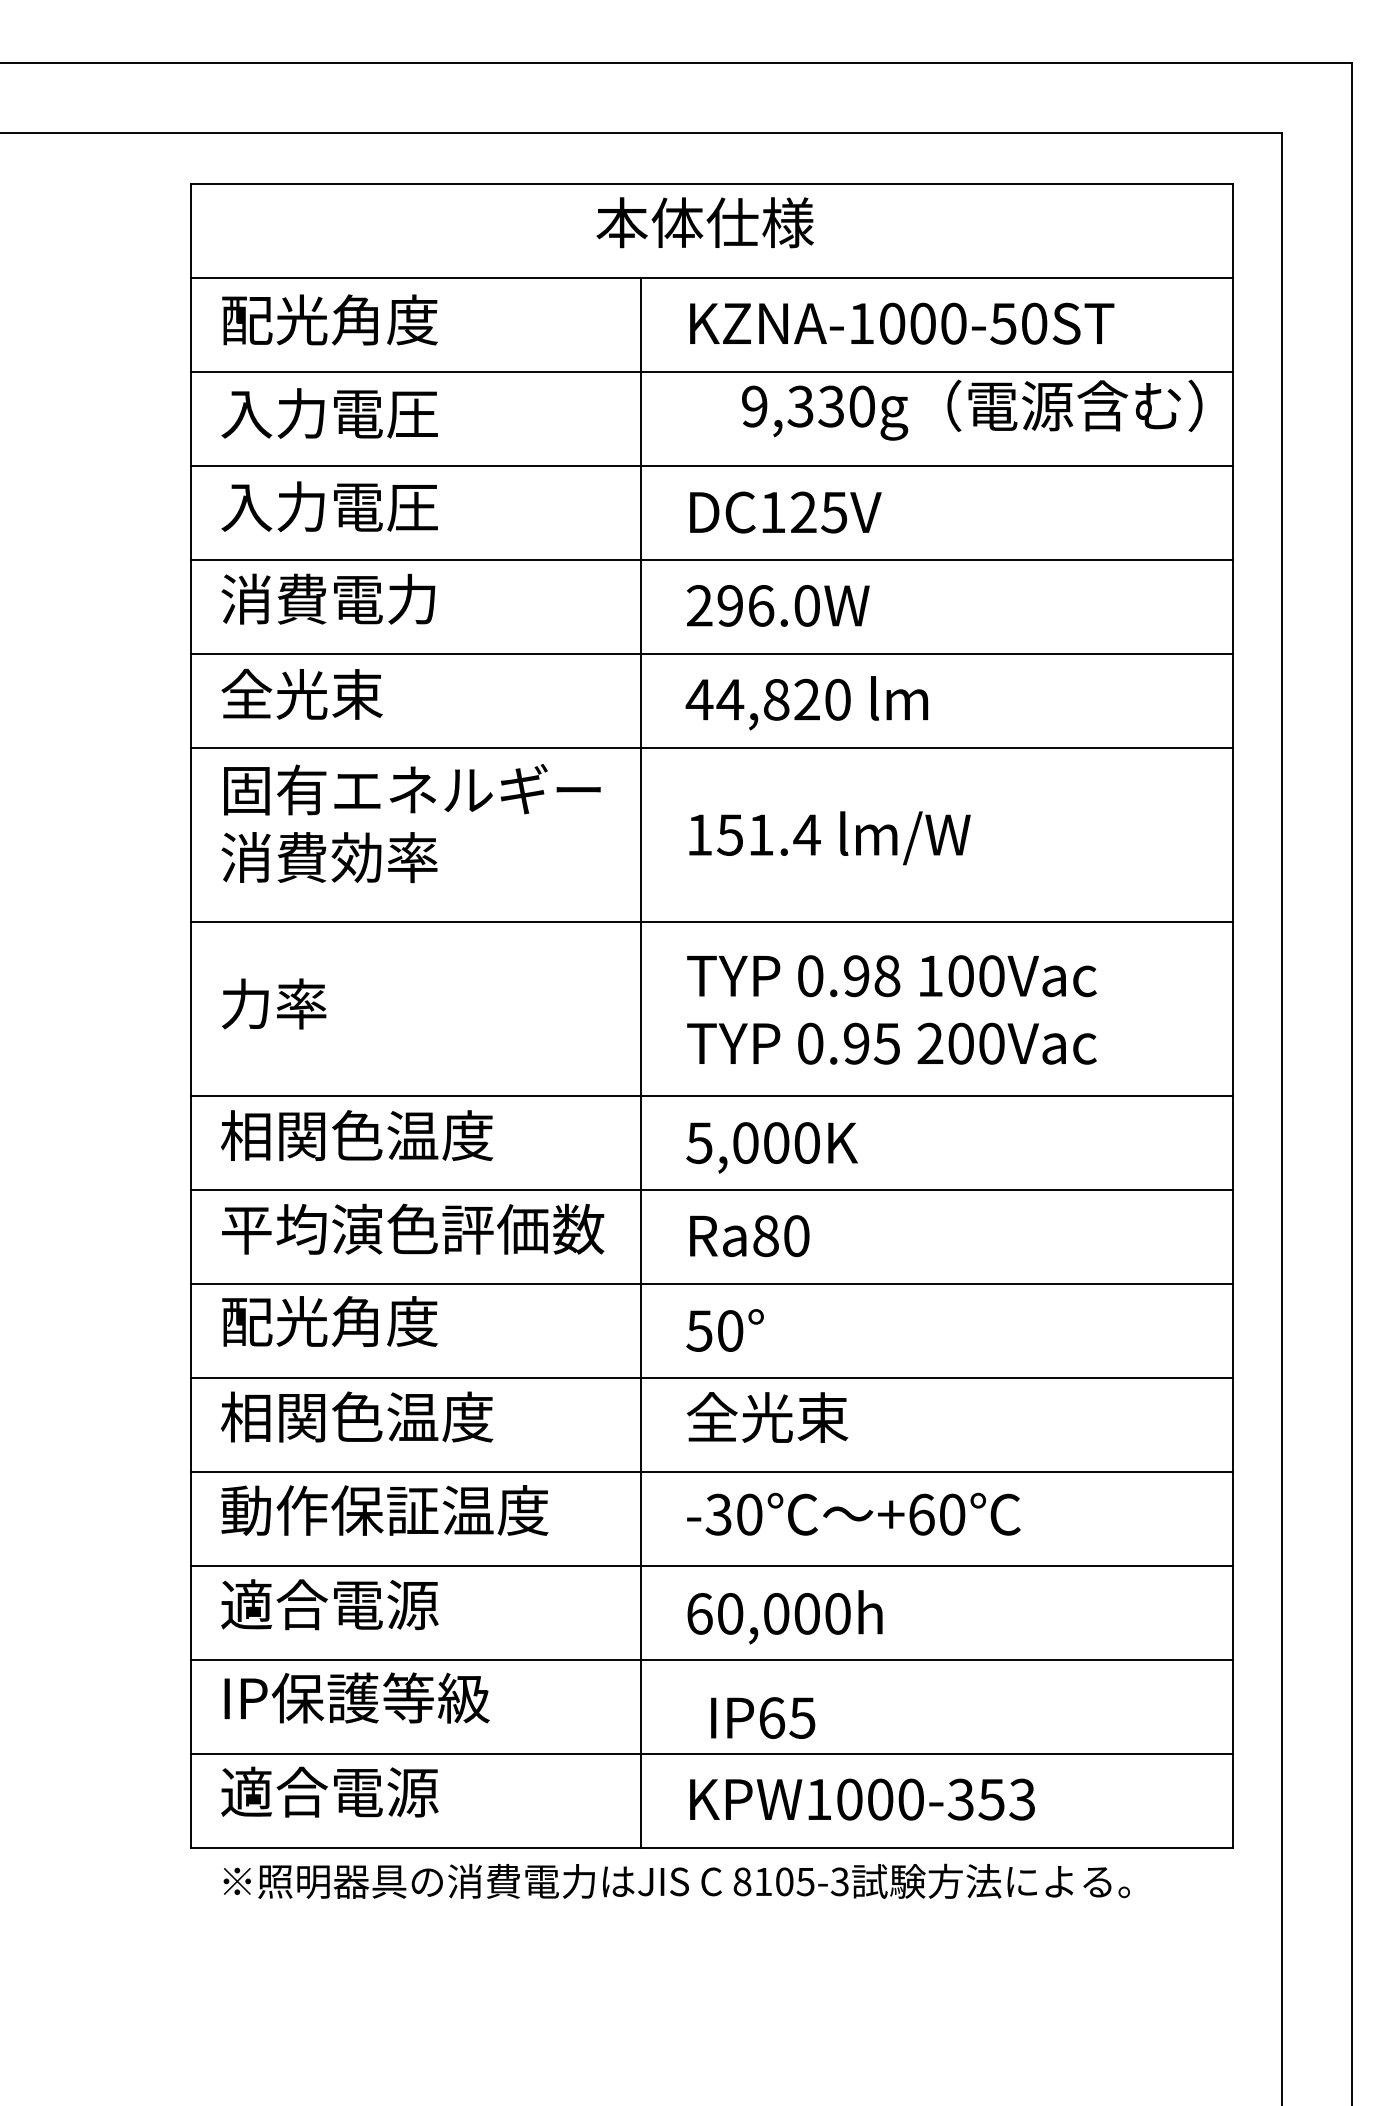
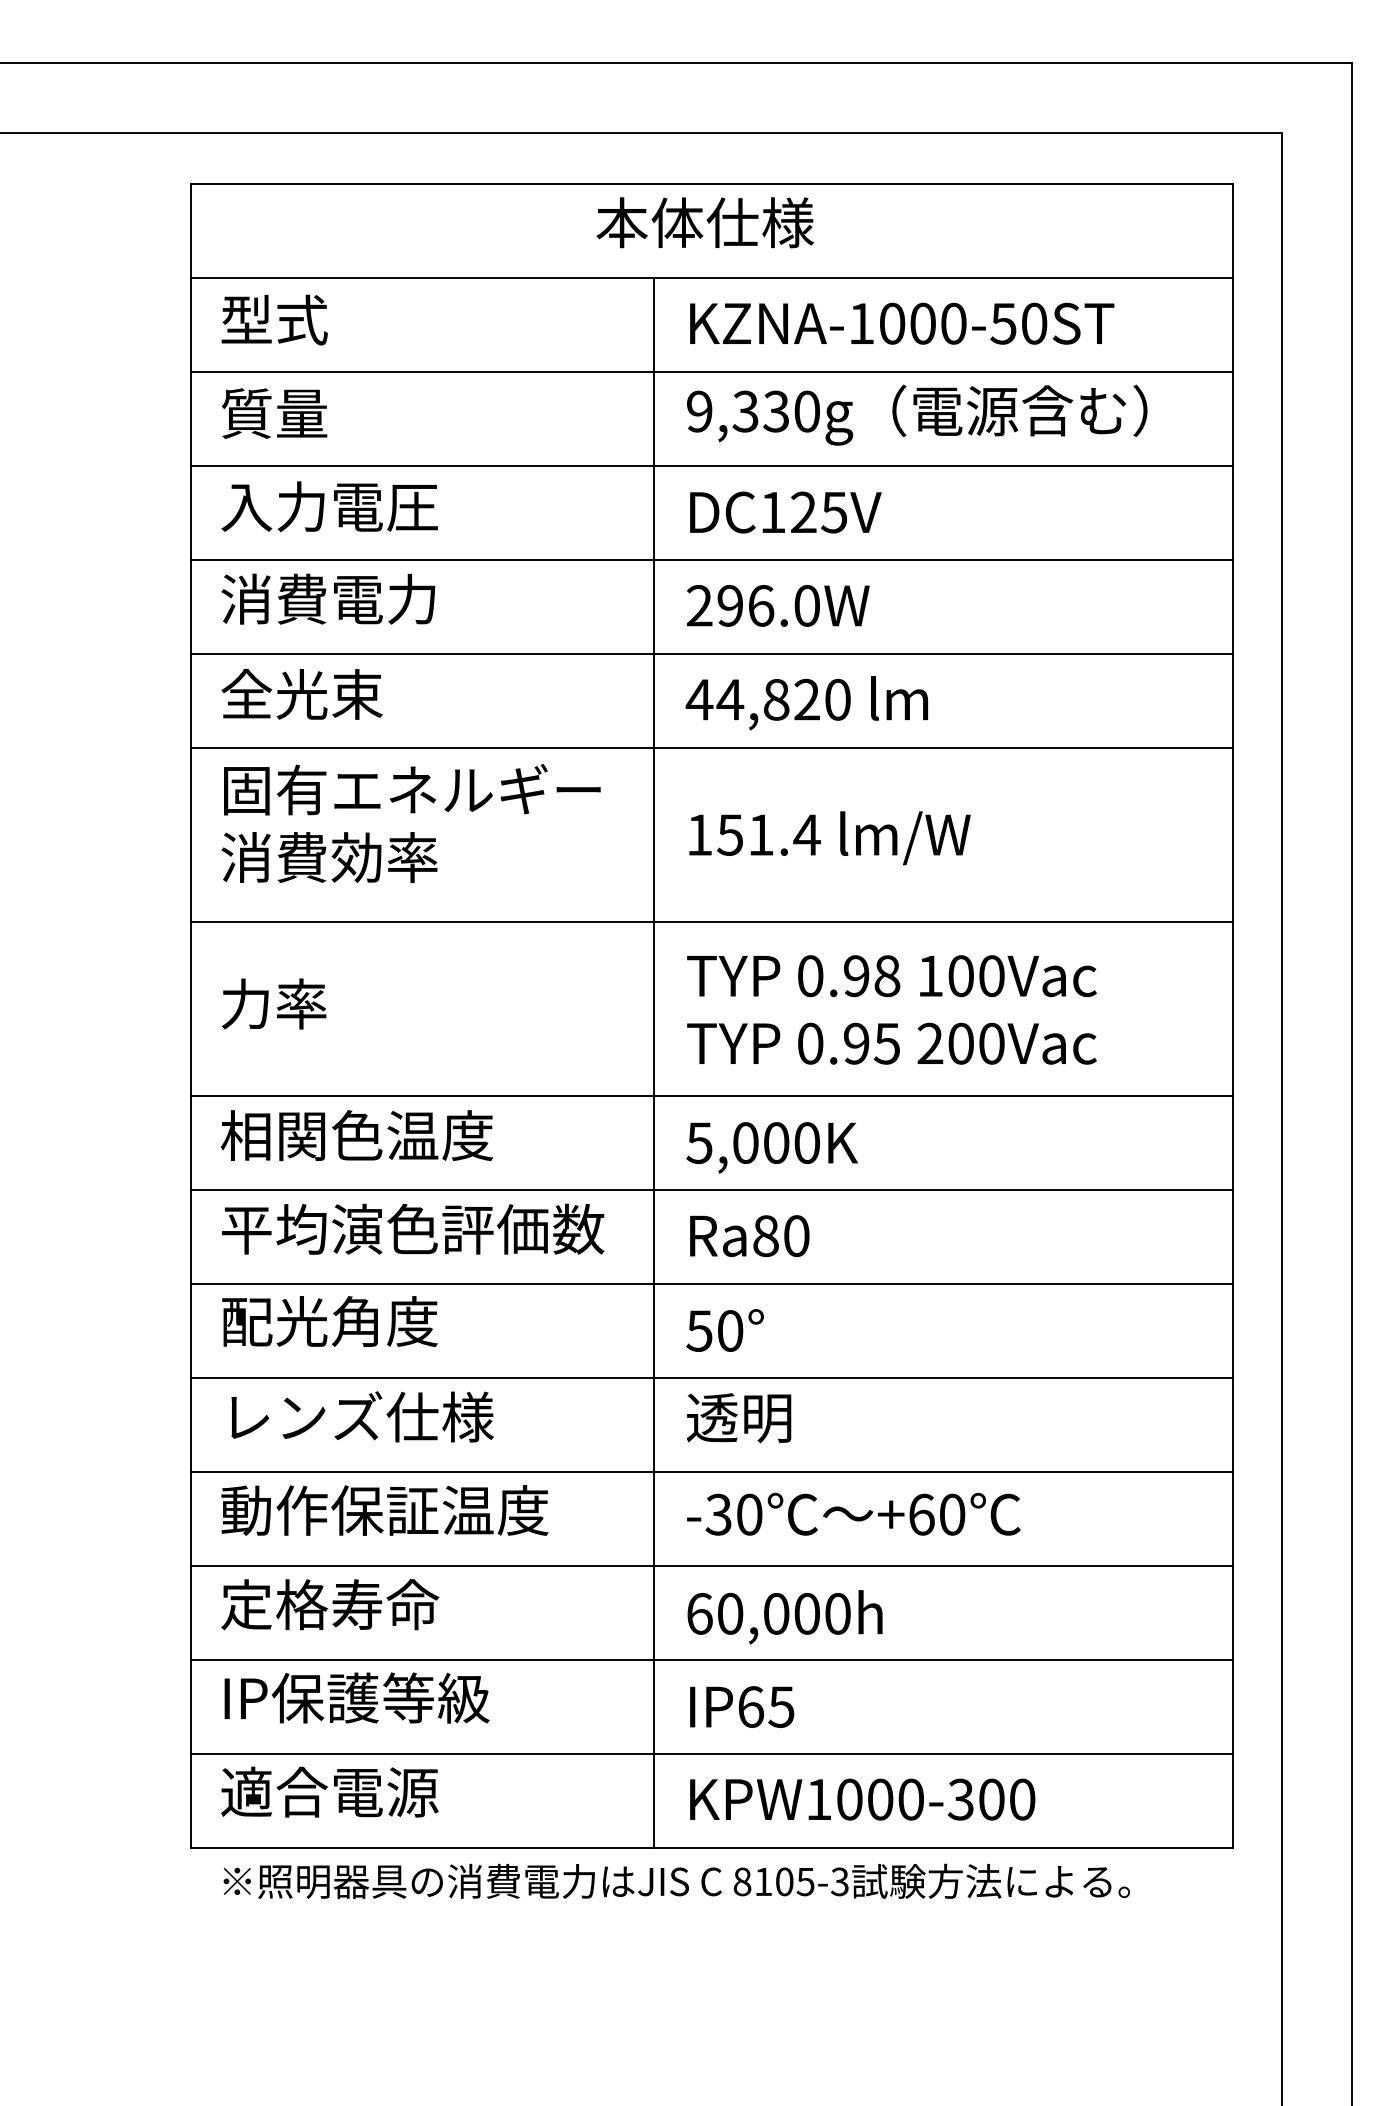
text: 配光角度 -> 型式 (329, 319)
text position: (972, 409) -> (917, 414) (917, 414)
text: 入力電圧 -> 質量 (329, 413)
line position: (640, 1062) -> (653, 1062) (653, 1062)
text: 相関色温度 -> レンズ仕様 (356, 1416)
text: 全光束 -> 透明 (767, 1417)
text: 適合電源 -> 定格寿命 (330, 1604)
text position: (763, 1717) -> (742, 1706) (742, 1706)
text: KPW1000-353 -> KPW1000-300 (1006, 1799)
